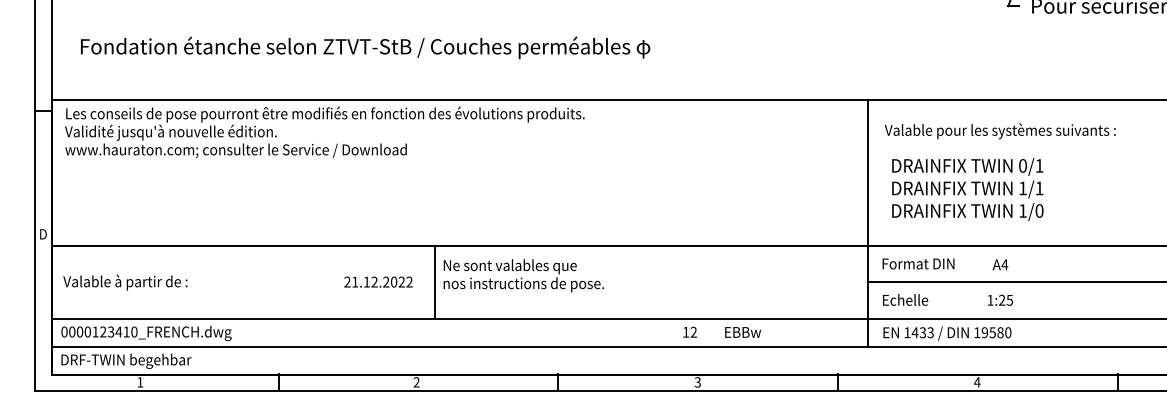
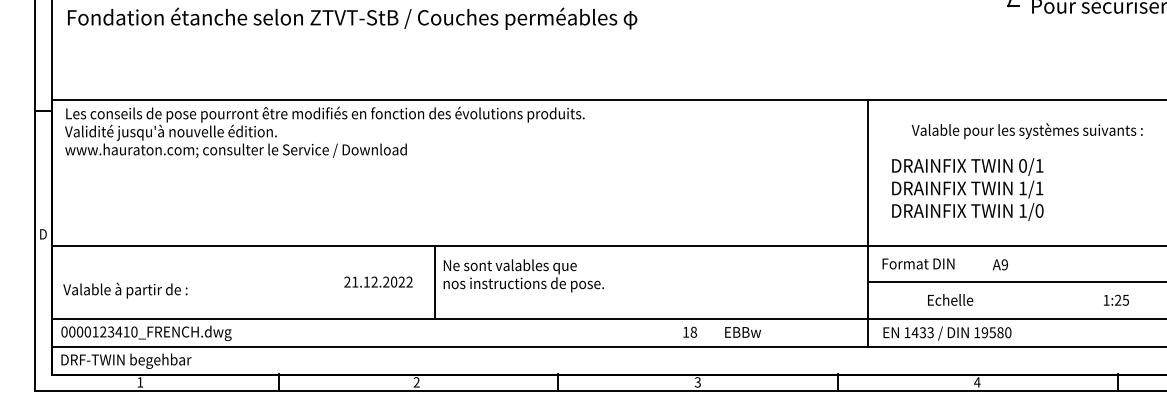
text position: (365, 47) -> (352, 18) (352, 18)
text position: (999, 131) -> (1026, 131) (1026, 131)
text: A4 -> A9 (1004, 264)
text position: (125, 282) -> (125, 290) (125, 290)
text position: (905, 299) -> (950, 299) (950, 299)
text position: (1000, 299) -> (1116, 299) (1116, 299)
text: 12 -> 18 (693, 332)
